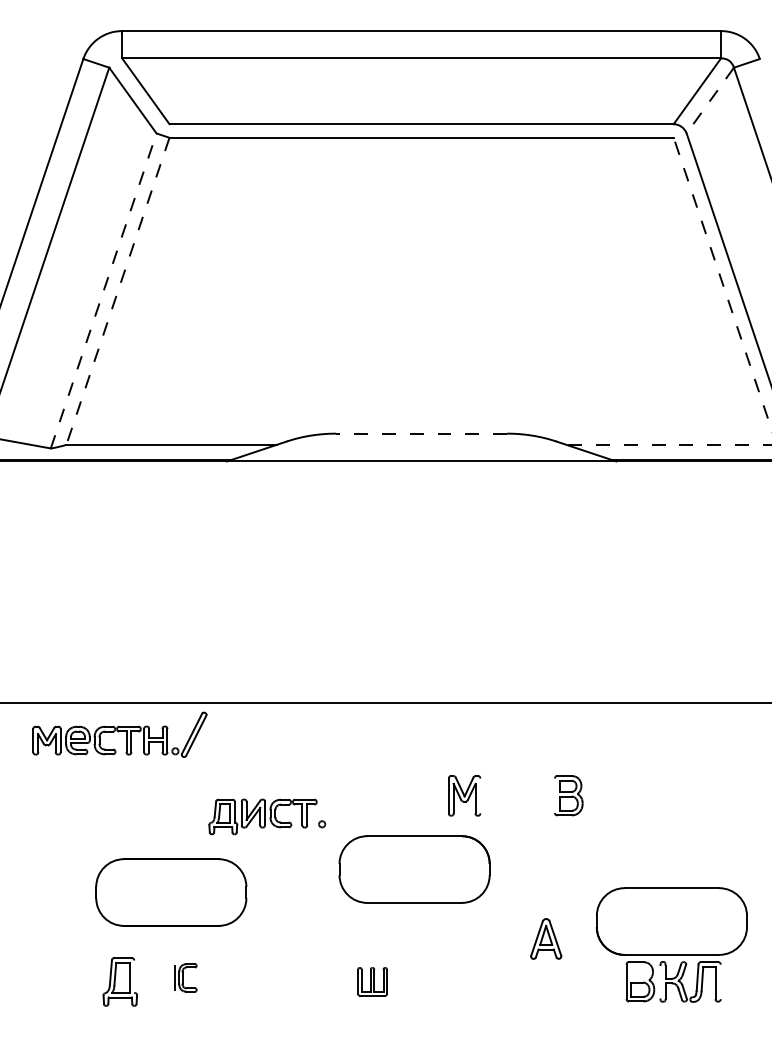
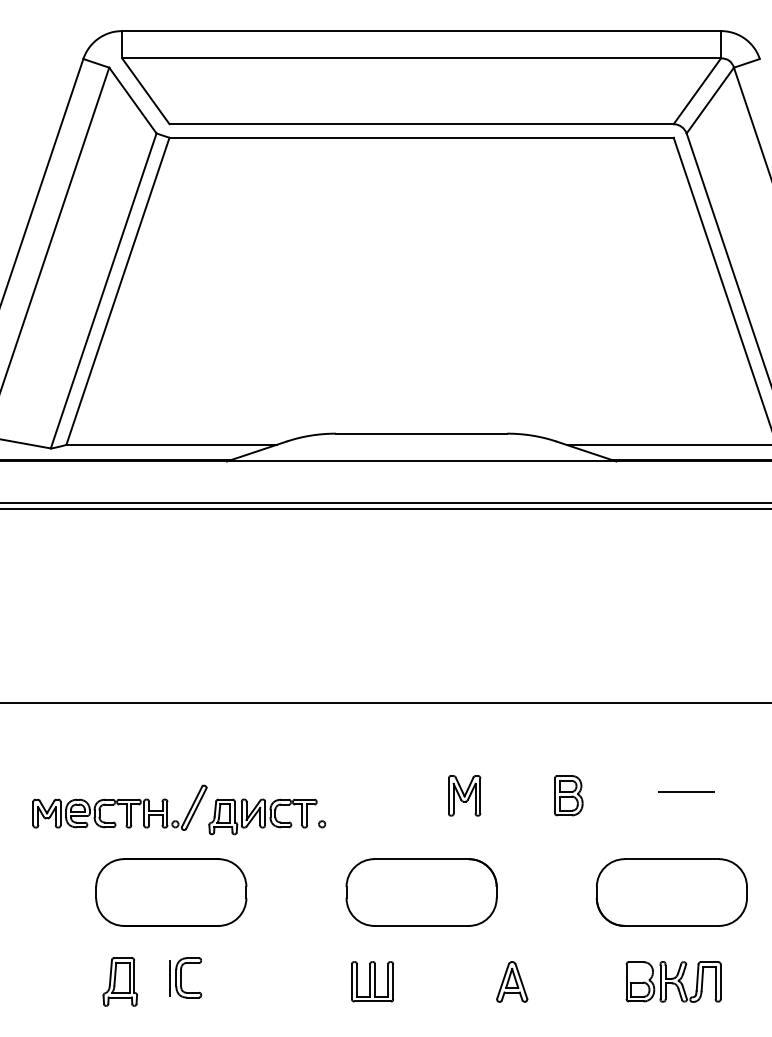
line: dashed -> solid (710, 101)
line: dashed -> solid (722, 283)
line: dashed -> solid (103, 290)
line: dashed -> solid (117, 291)
line: dashed -> solid (421, 433)
line: dashed -> solid (669, 444)
line: none -> present (385, 503)
line: none -> present (385, 508)
part position: (119, 734) -> (119, 807) (119, 807)
line: none -> present (686, 791)
line: none -> present (480, 795)
line: none -> present (555, 795)
part position: (414, 869) -> (421, 892) (421, 892)
part position: (671, 921) -> (671, 892) (671, 892)
part position: (546, 938) -> (512, 981) (512, 981)
line: none -> present (134, 976)
part size: 24x30 px -> 34x42 px (185, 977)
part size: 31x30 px -> 43x42 px (372, 981)
line: none -> present (660, 981)
line: none -> present (720, 981)
